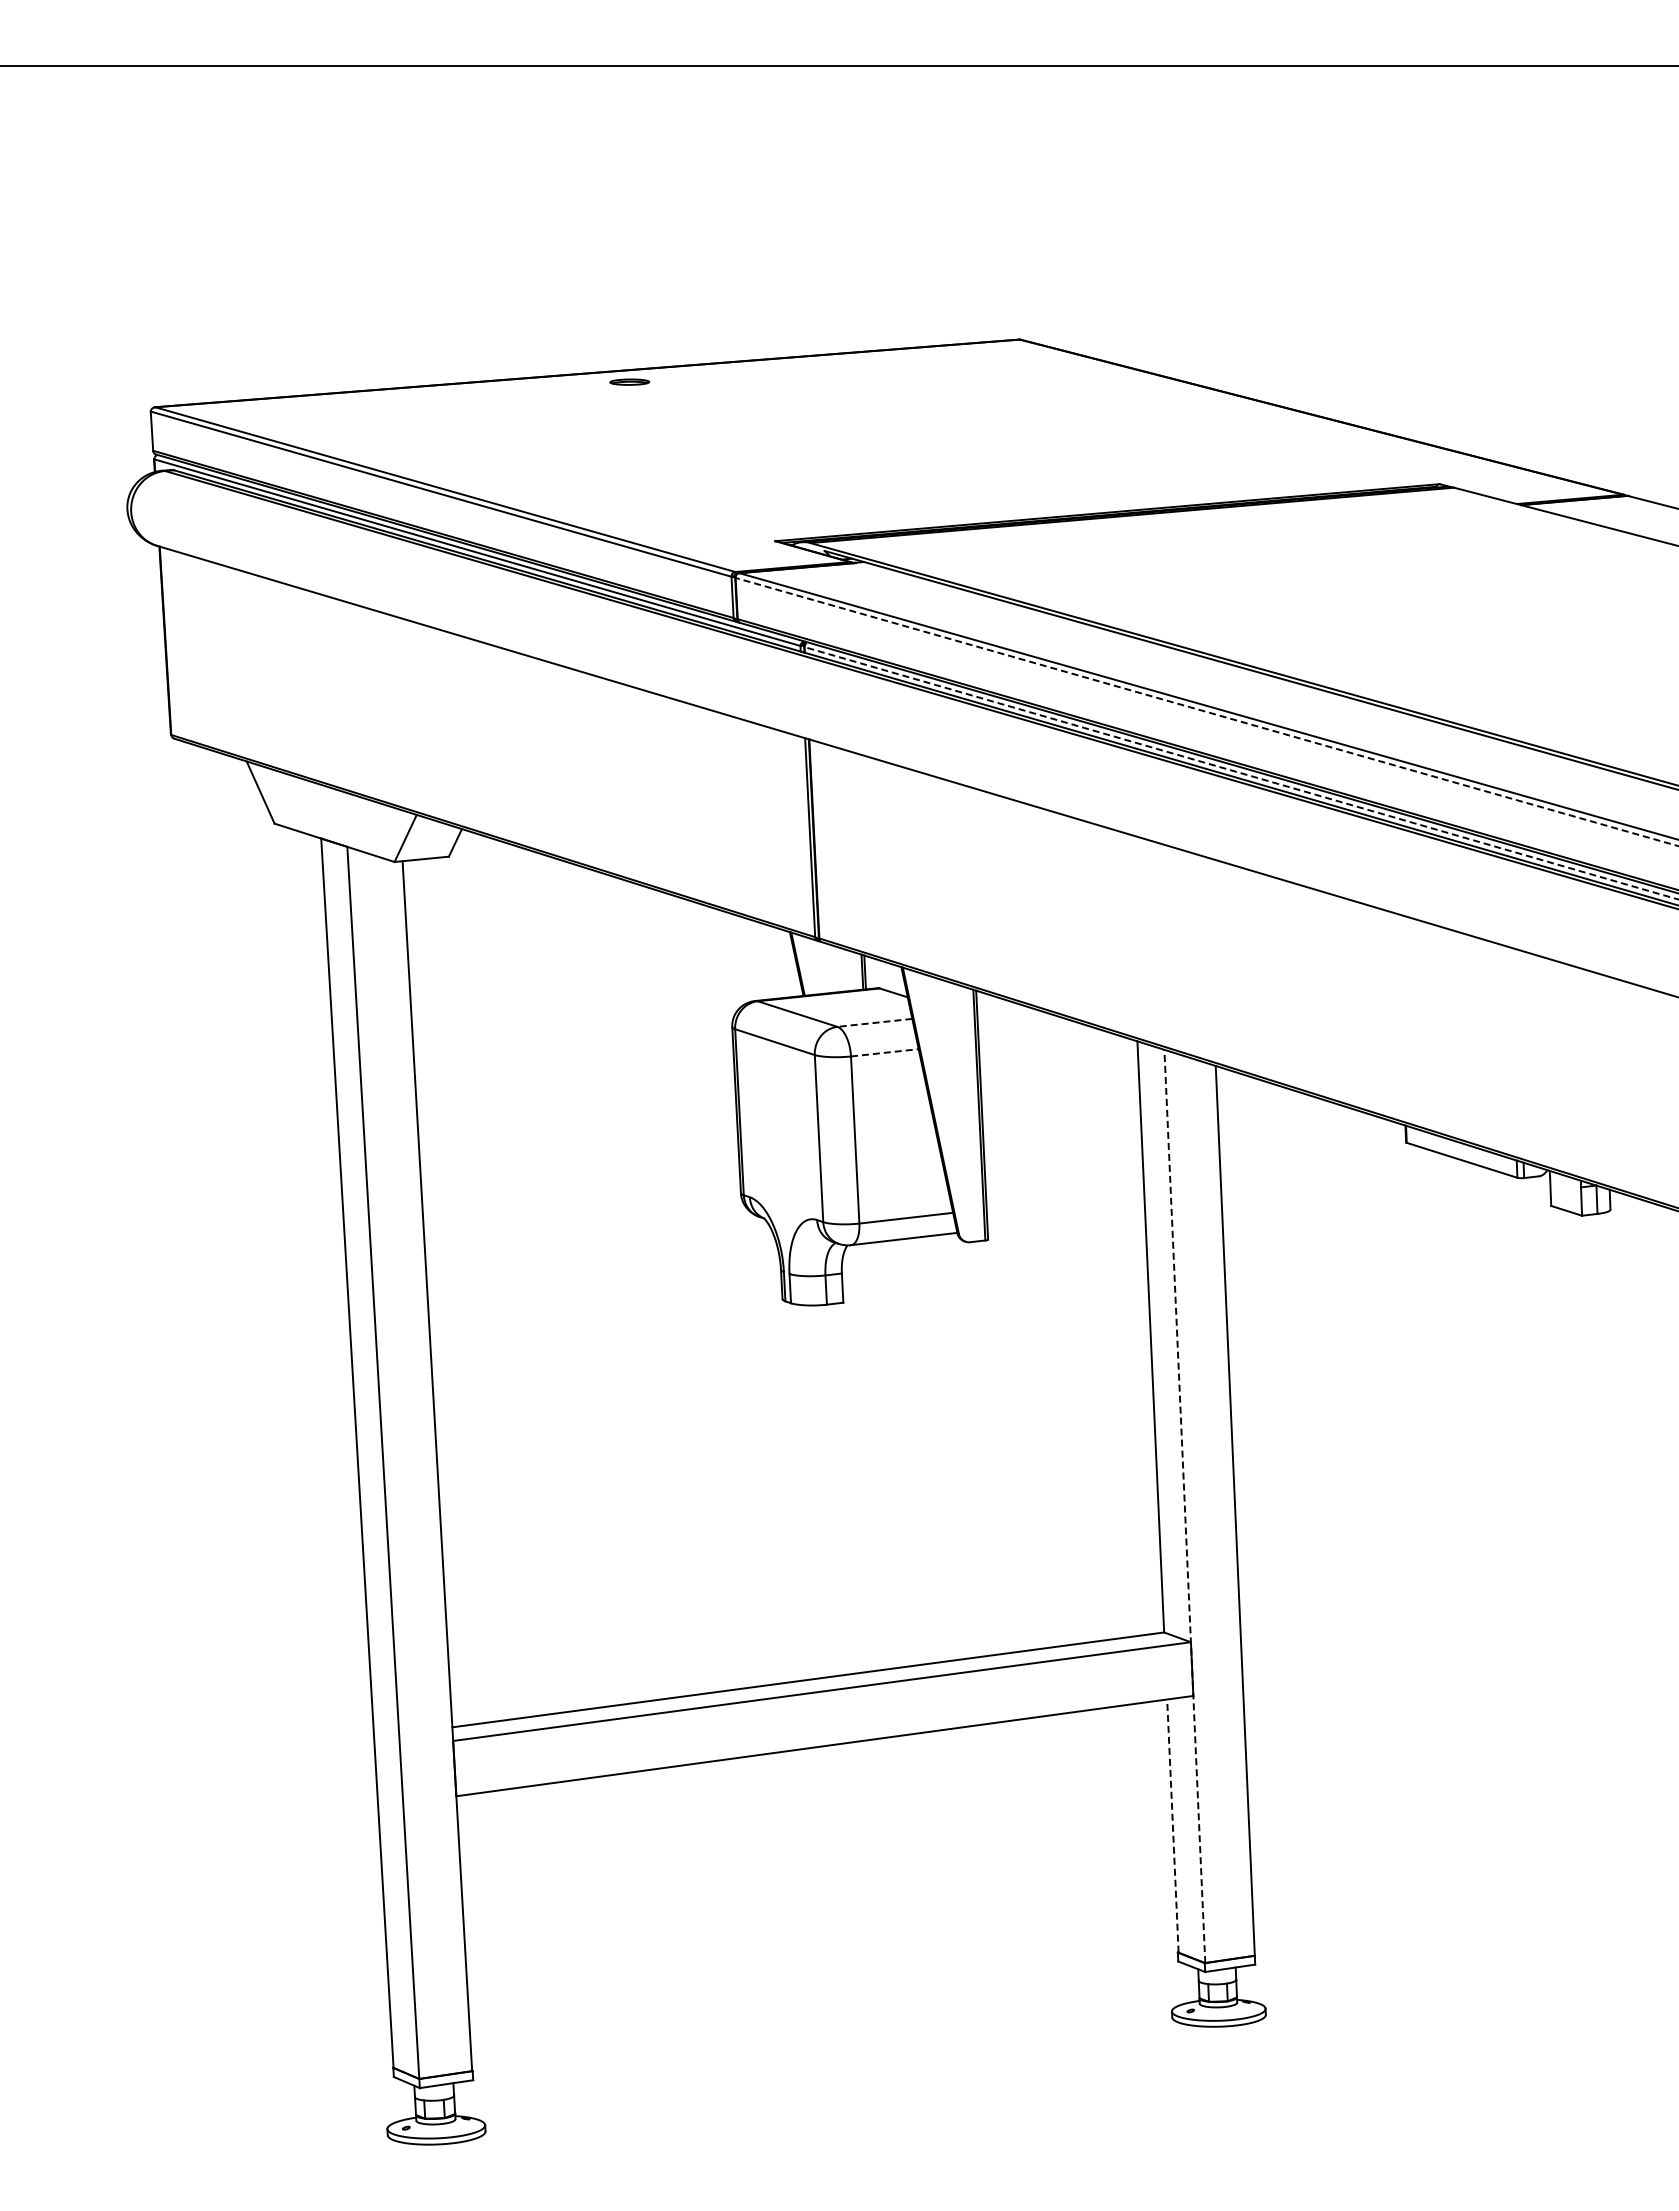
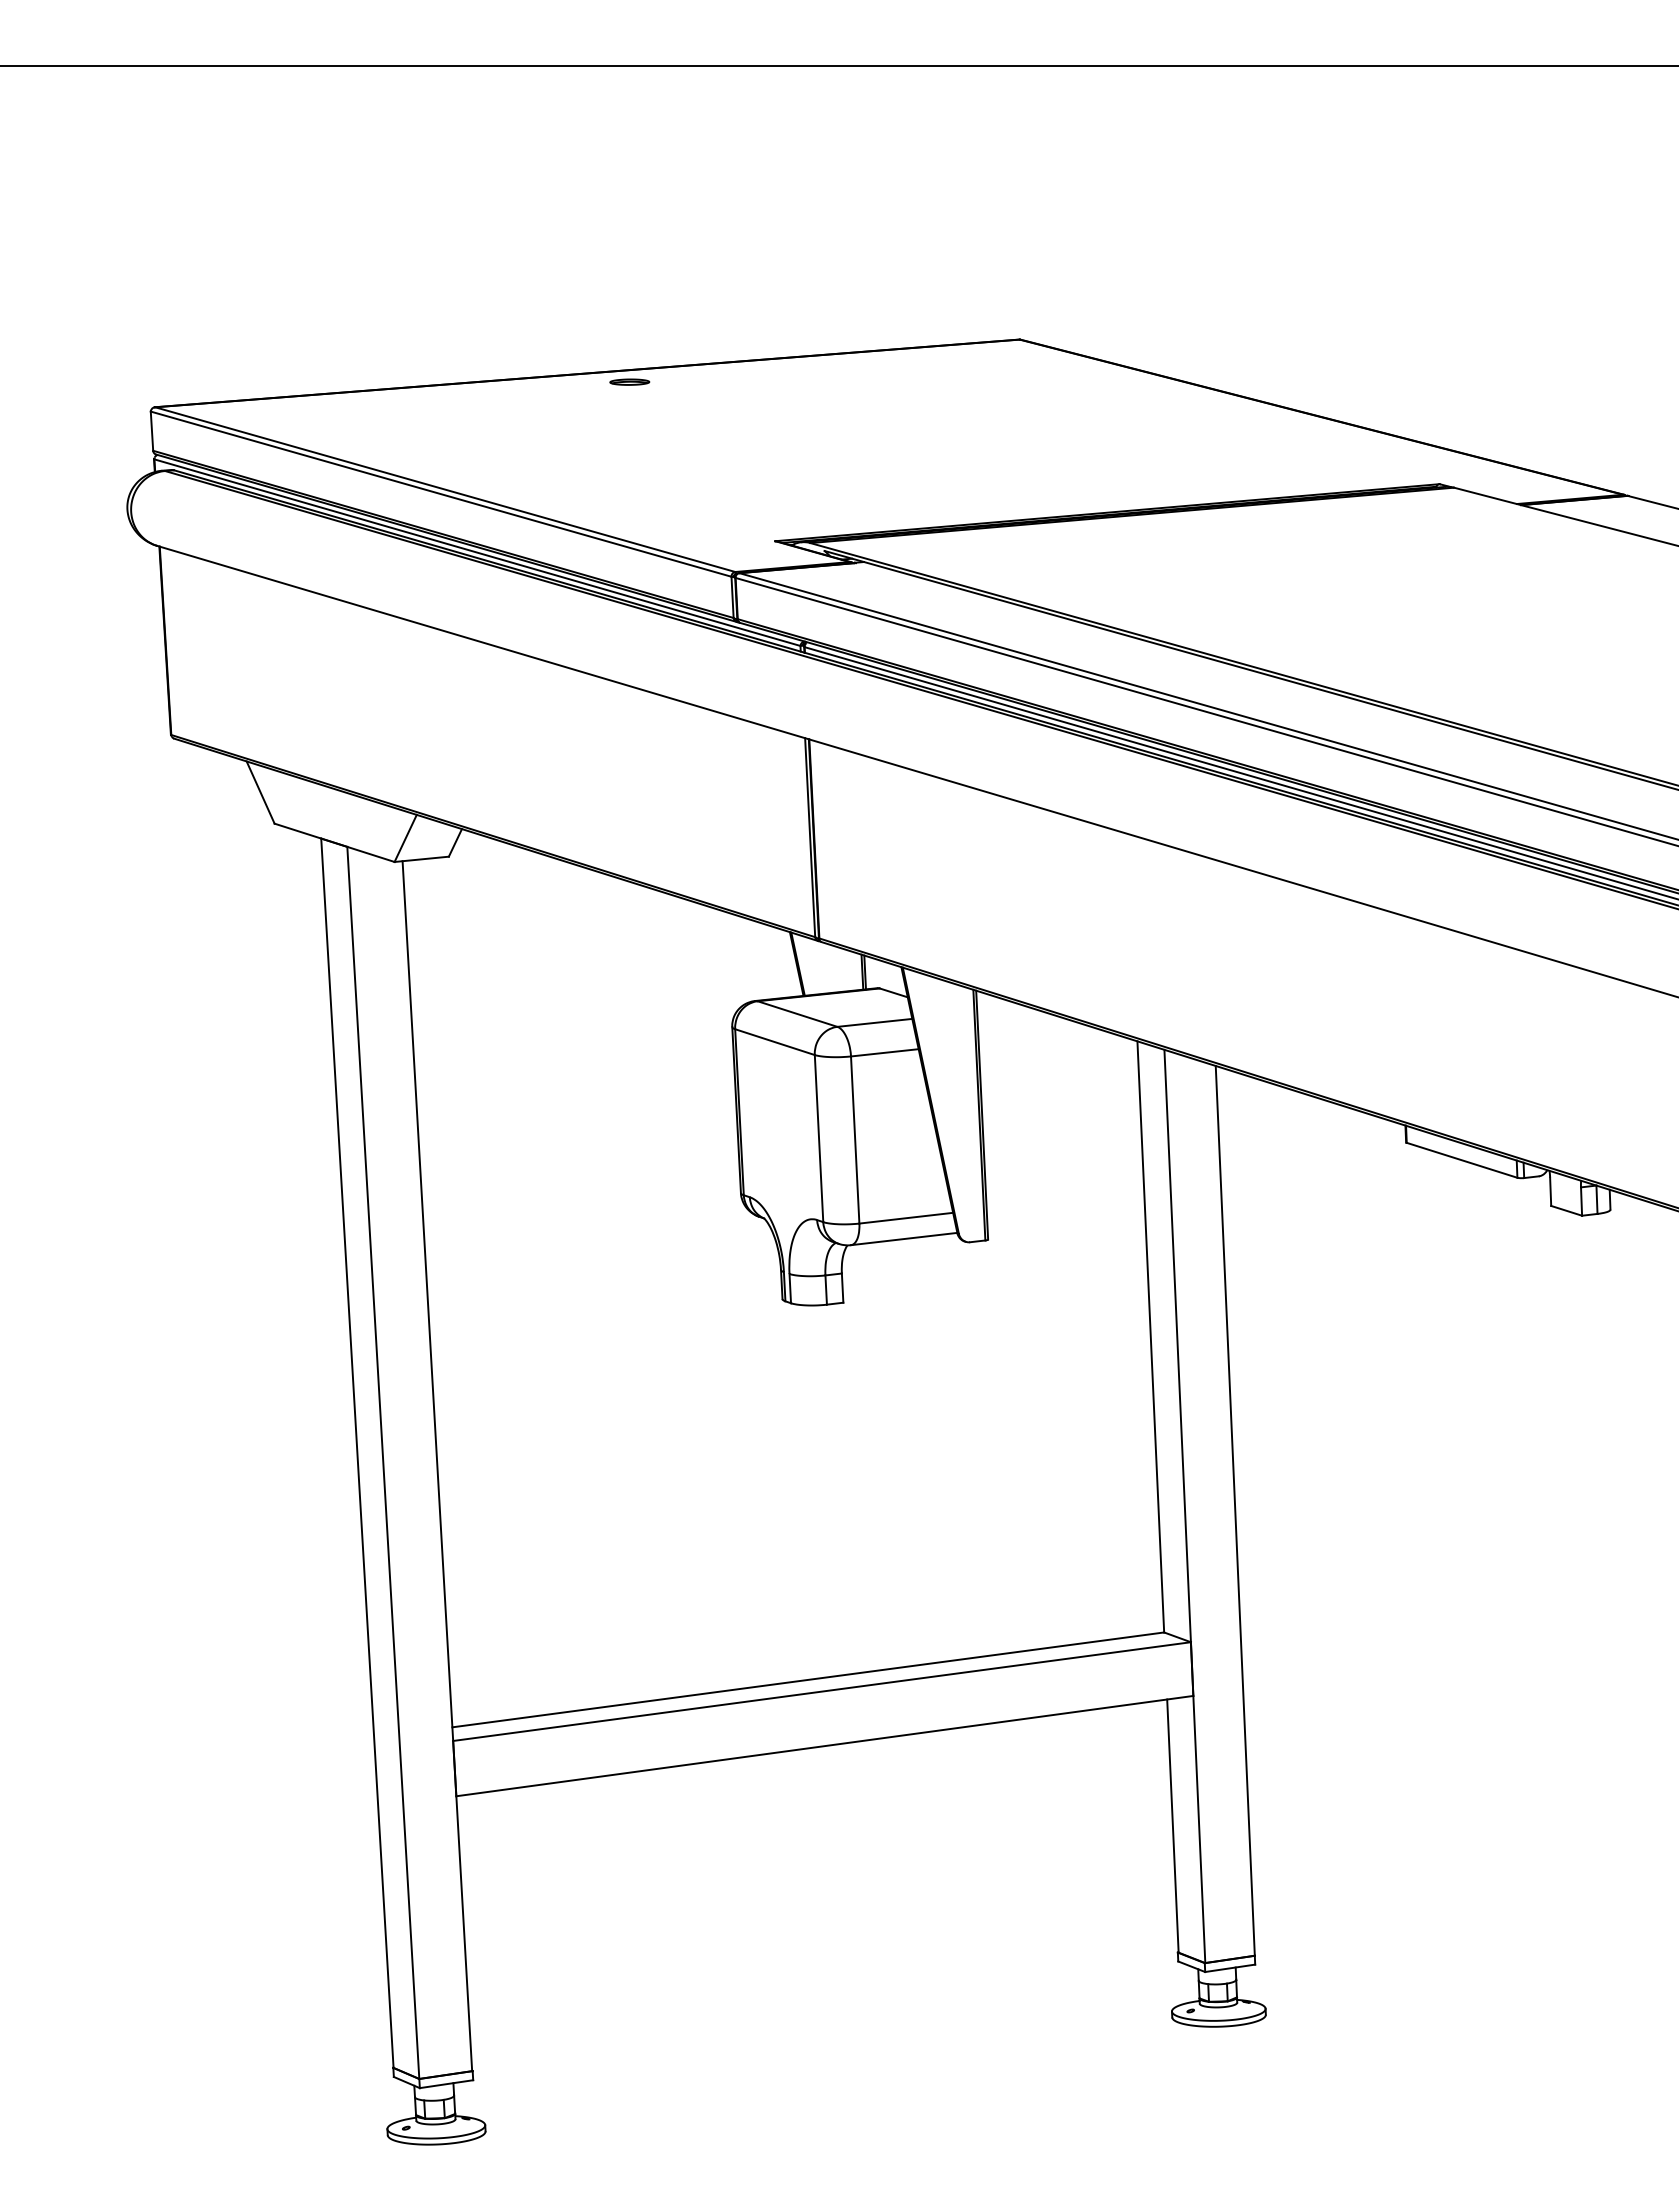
line: dashed -> solid (1206, 711)
line: dashed -> solid (1241, 773)
line: dashed -> solid (874, 1022)
line: dashed -> solid (885, 1052)
line: dashed -> solid (1184, 1505)
line: dashed -> solid (1172, 1826)
